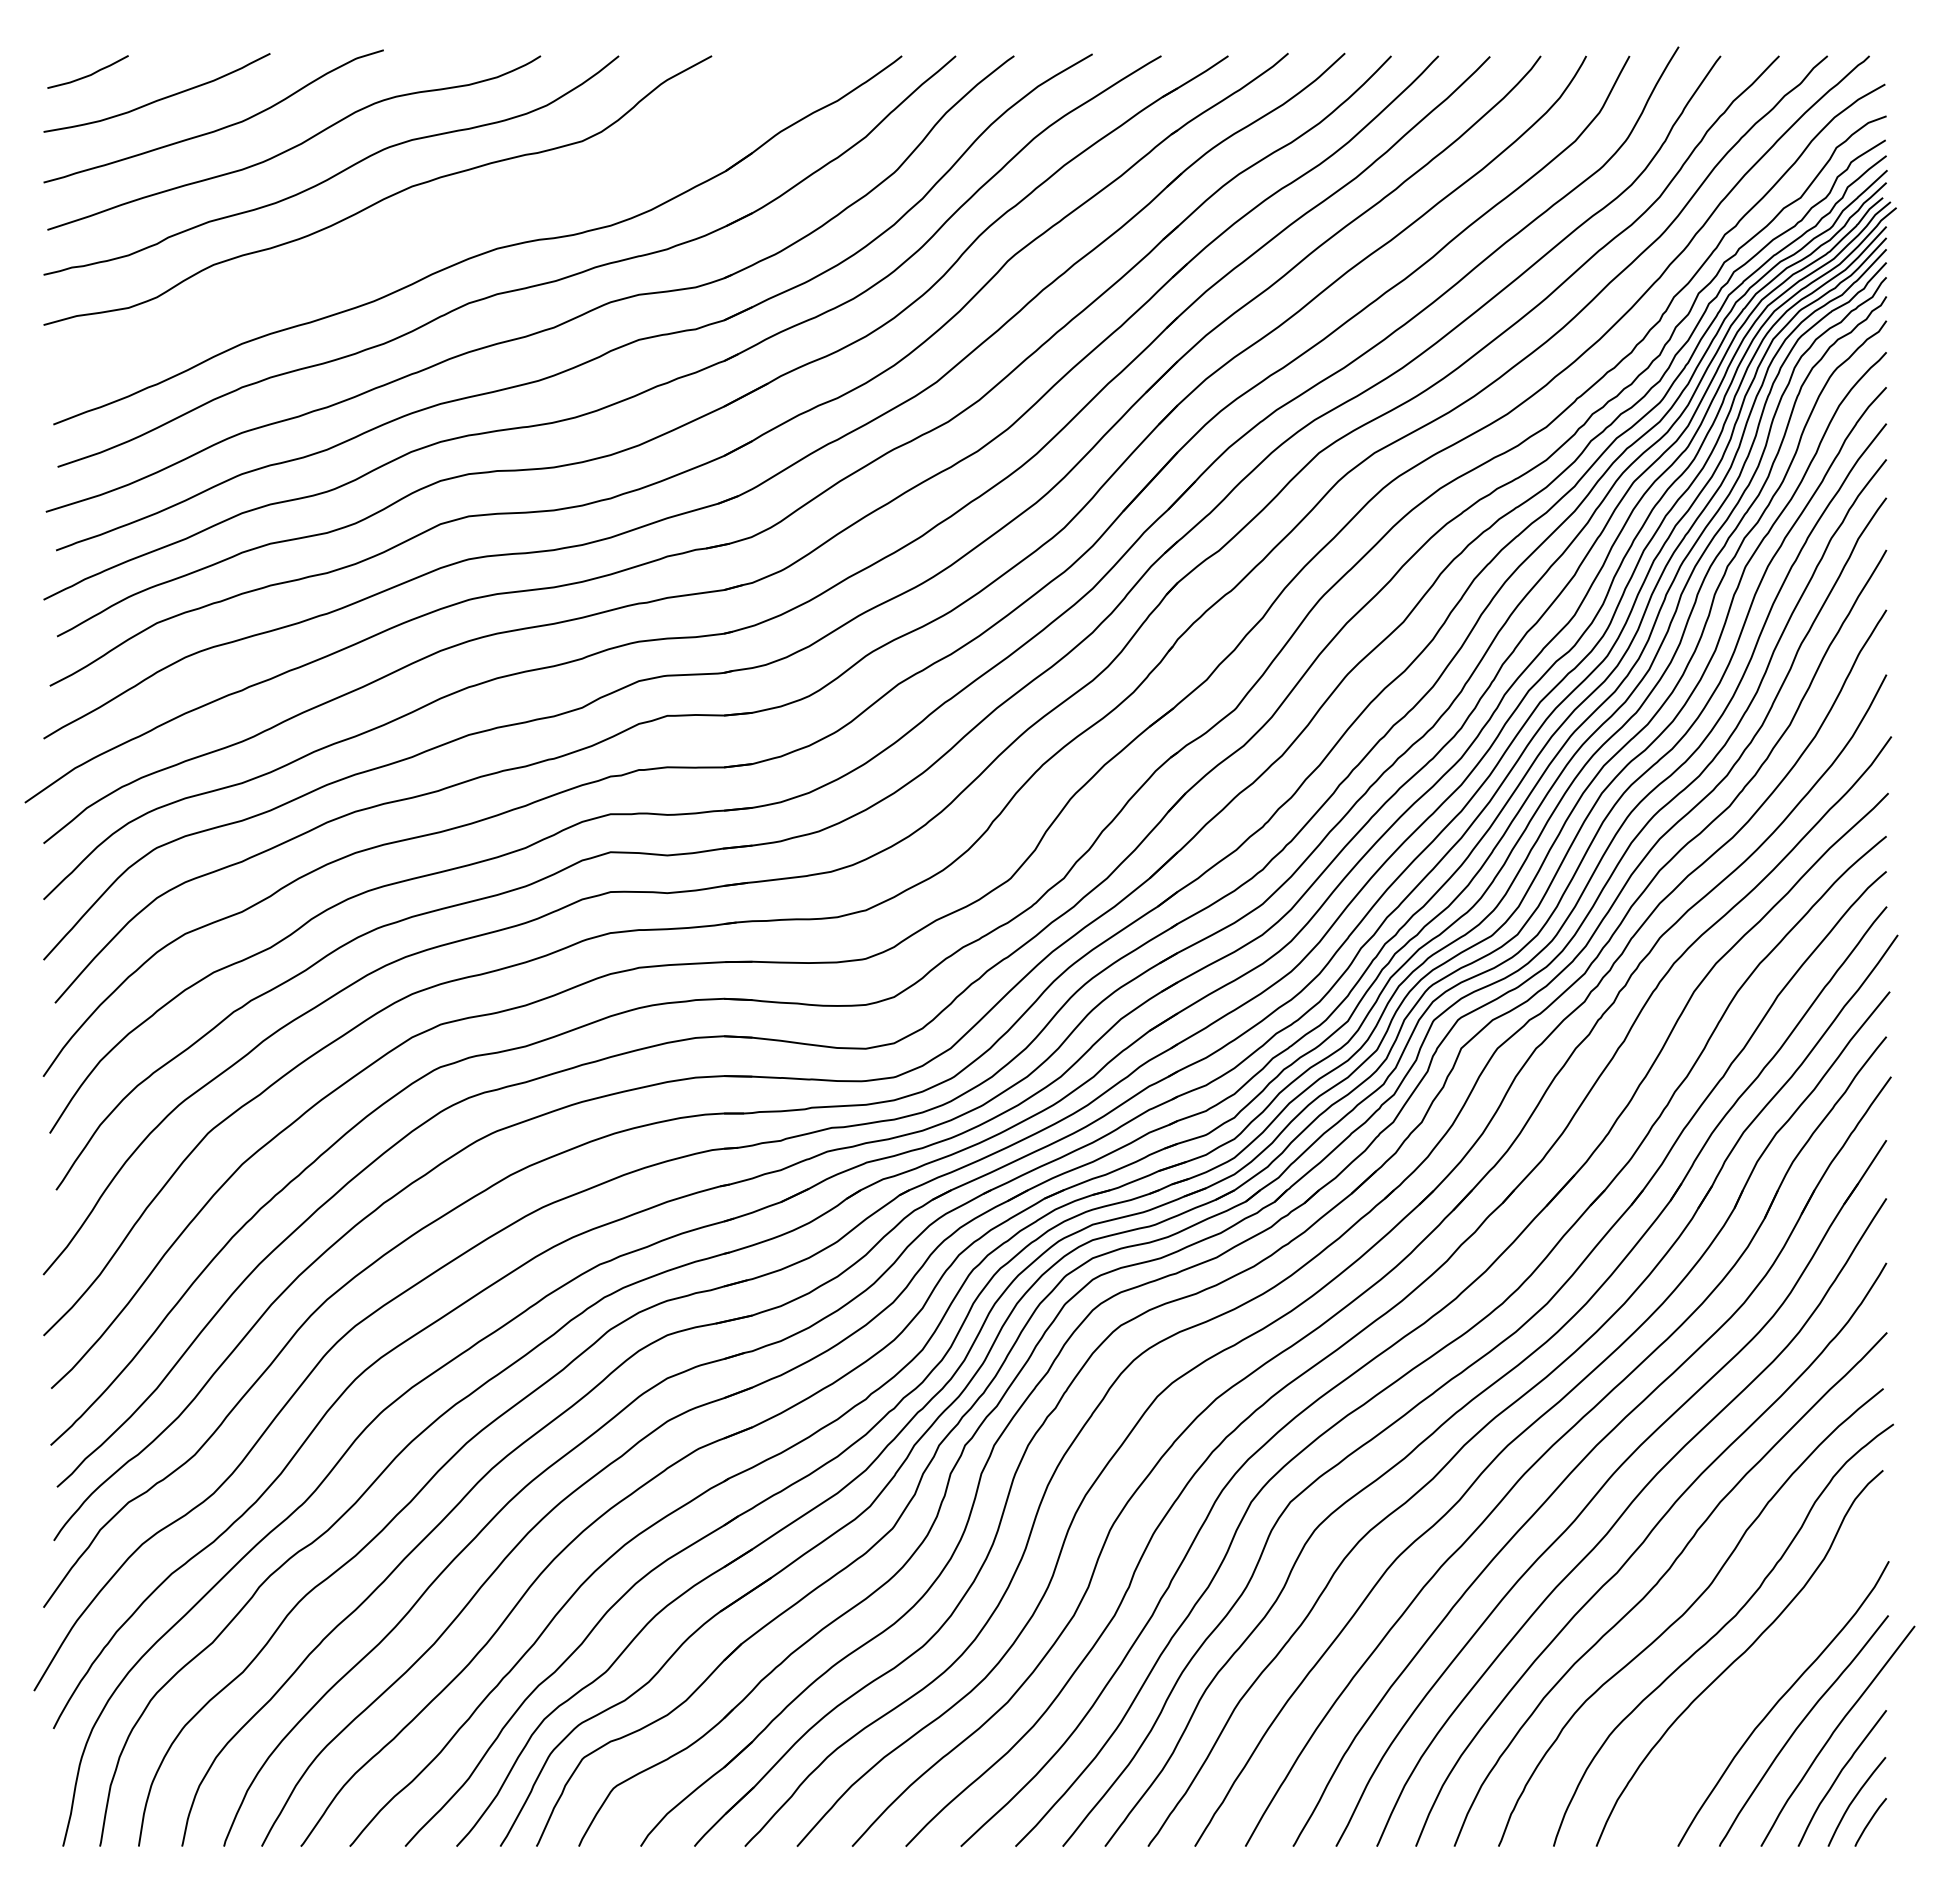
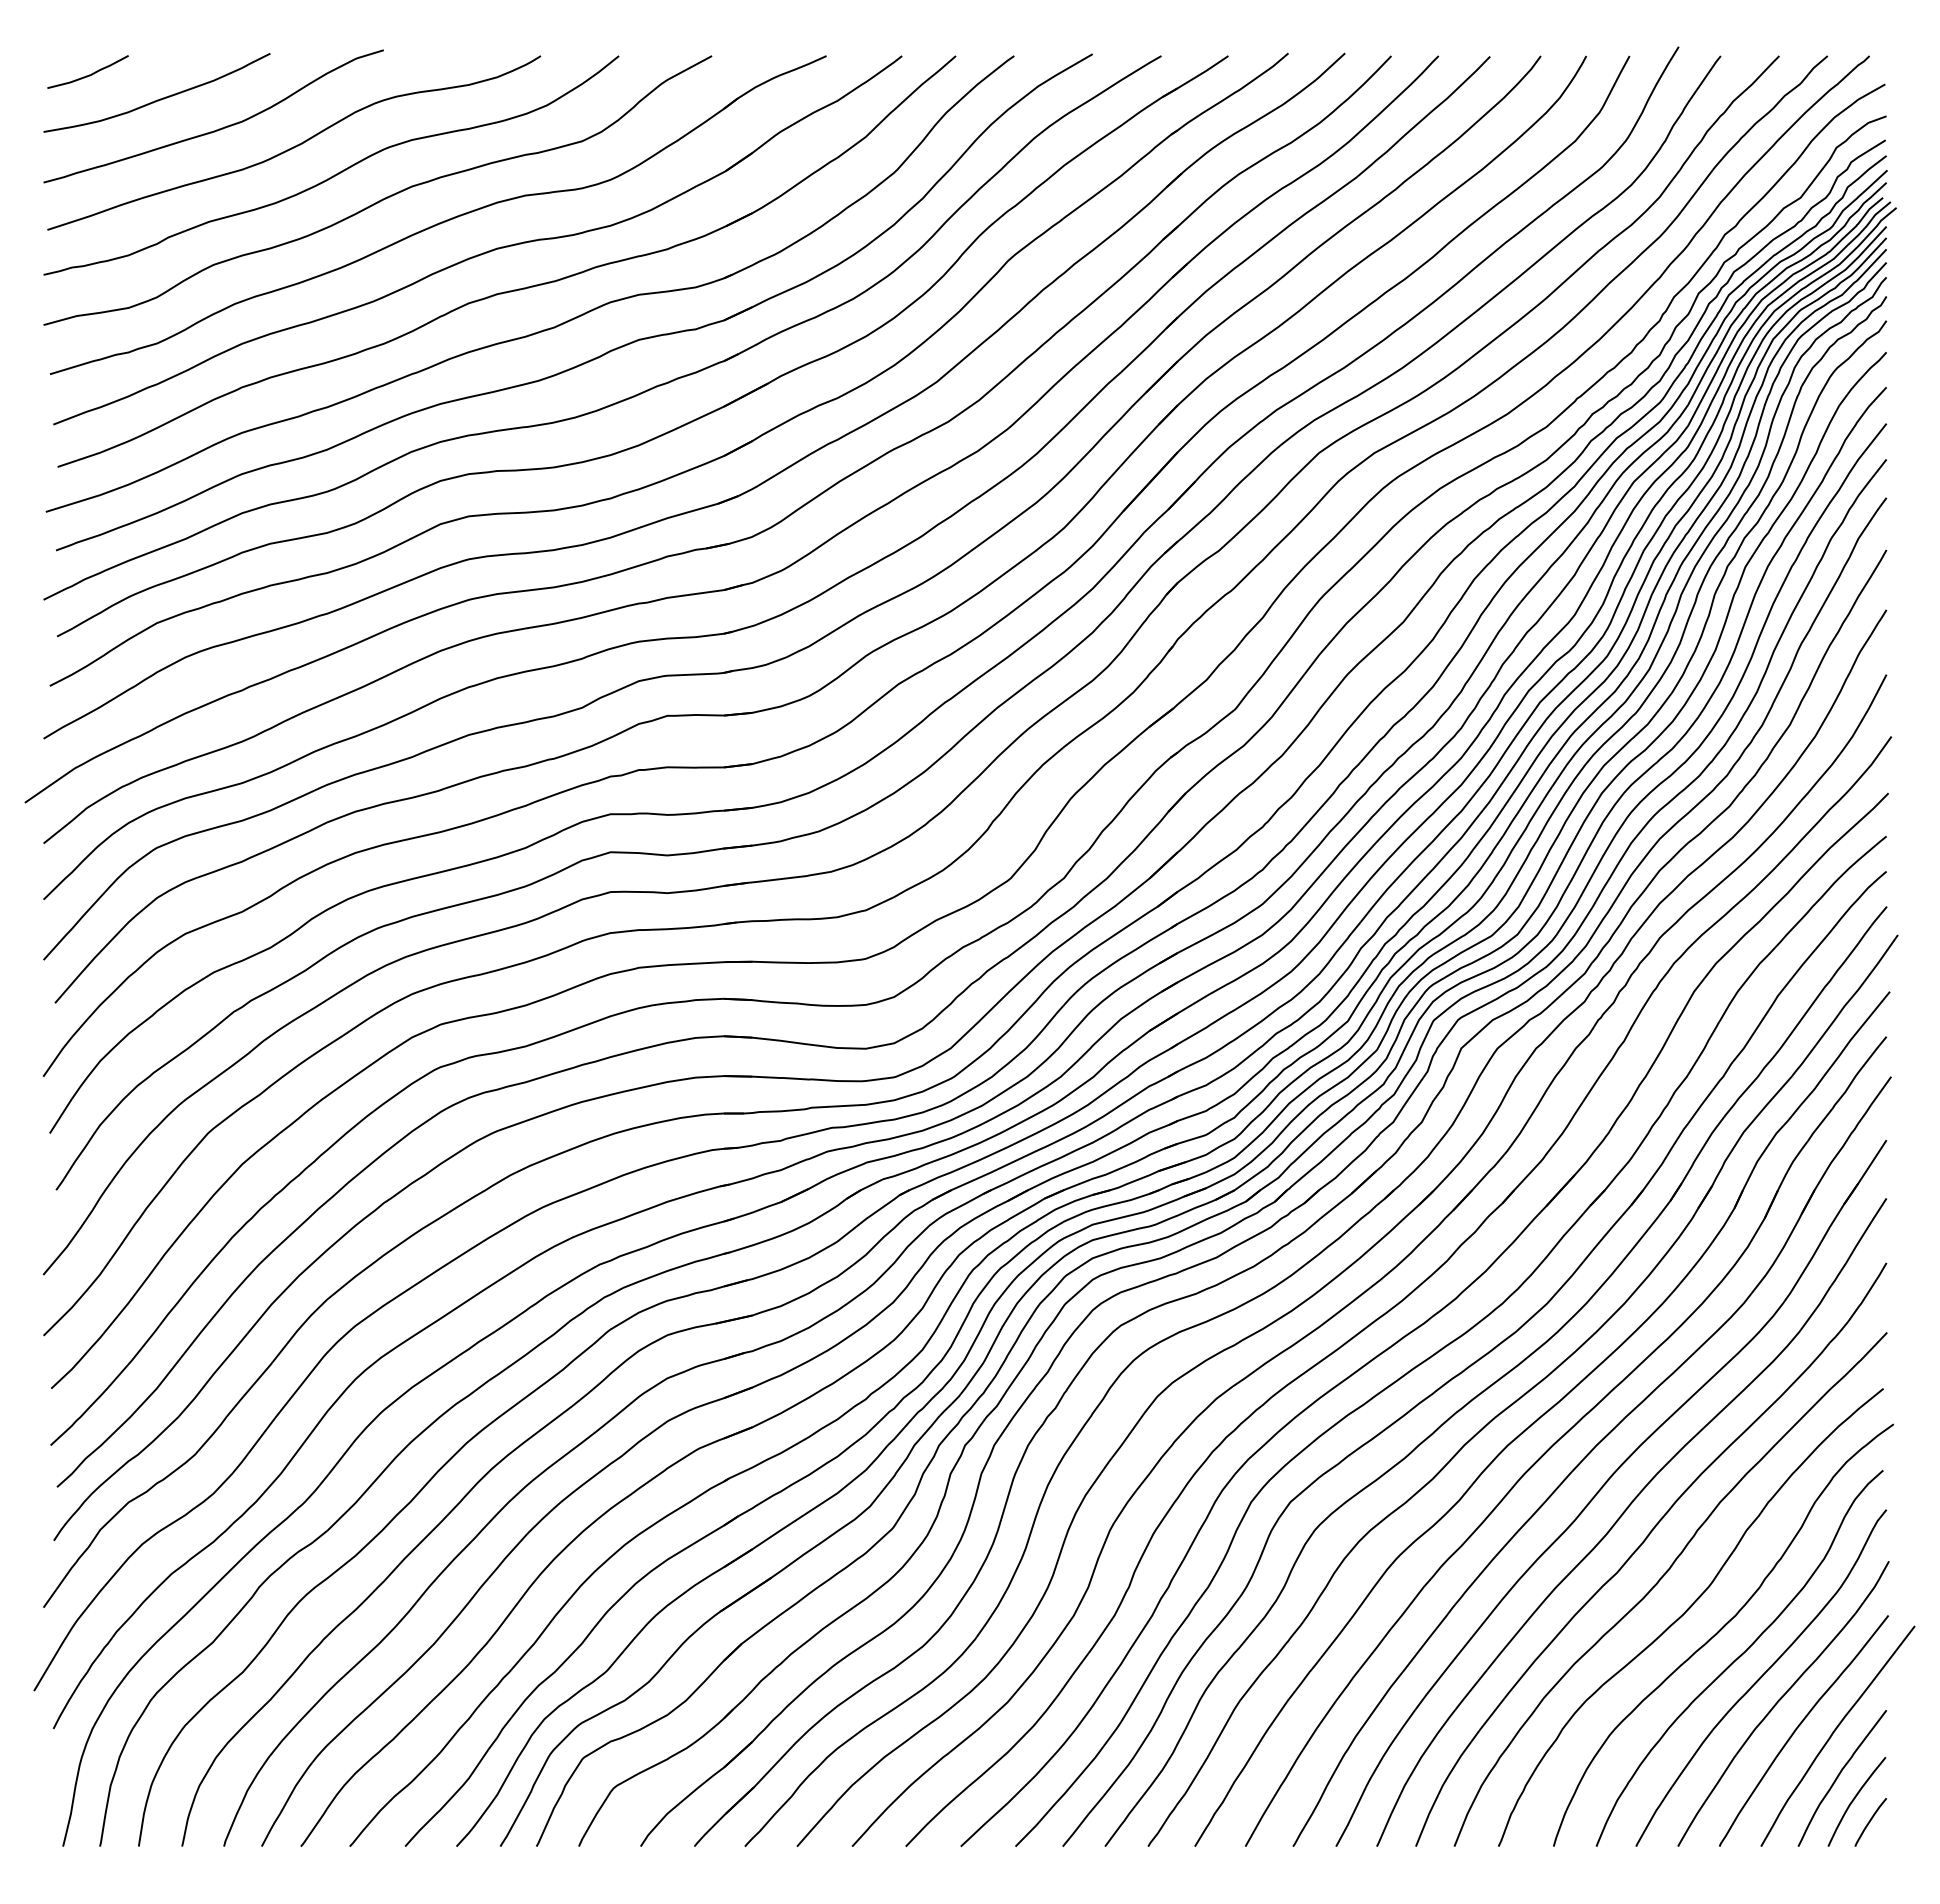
part: none -> present (441, 221)
curve: none -> present (1761, 1677)
